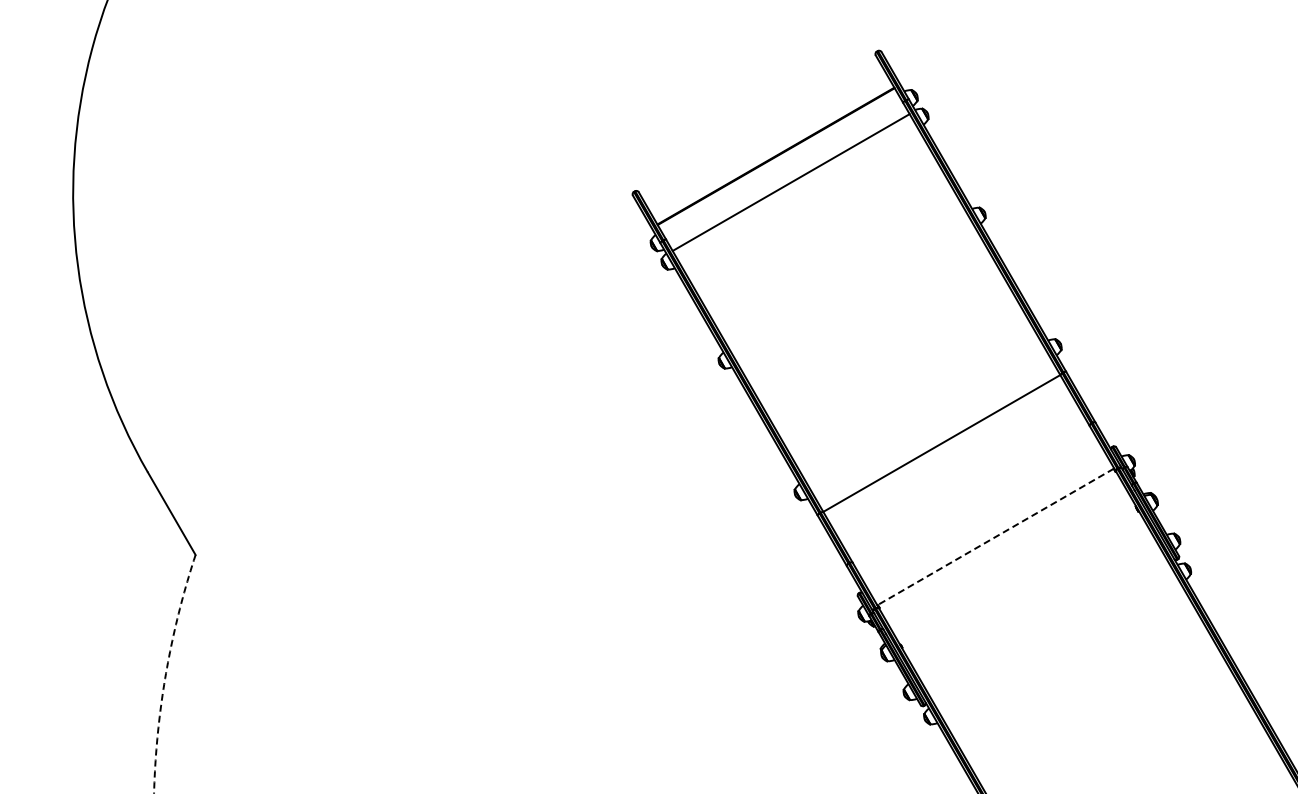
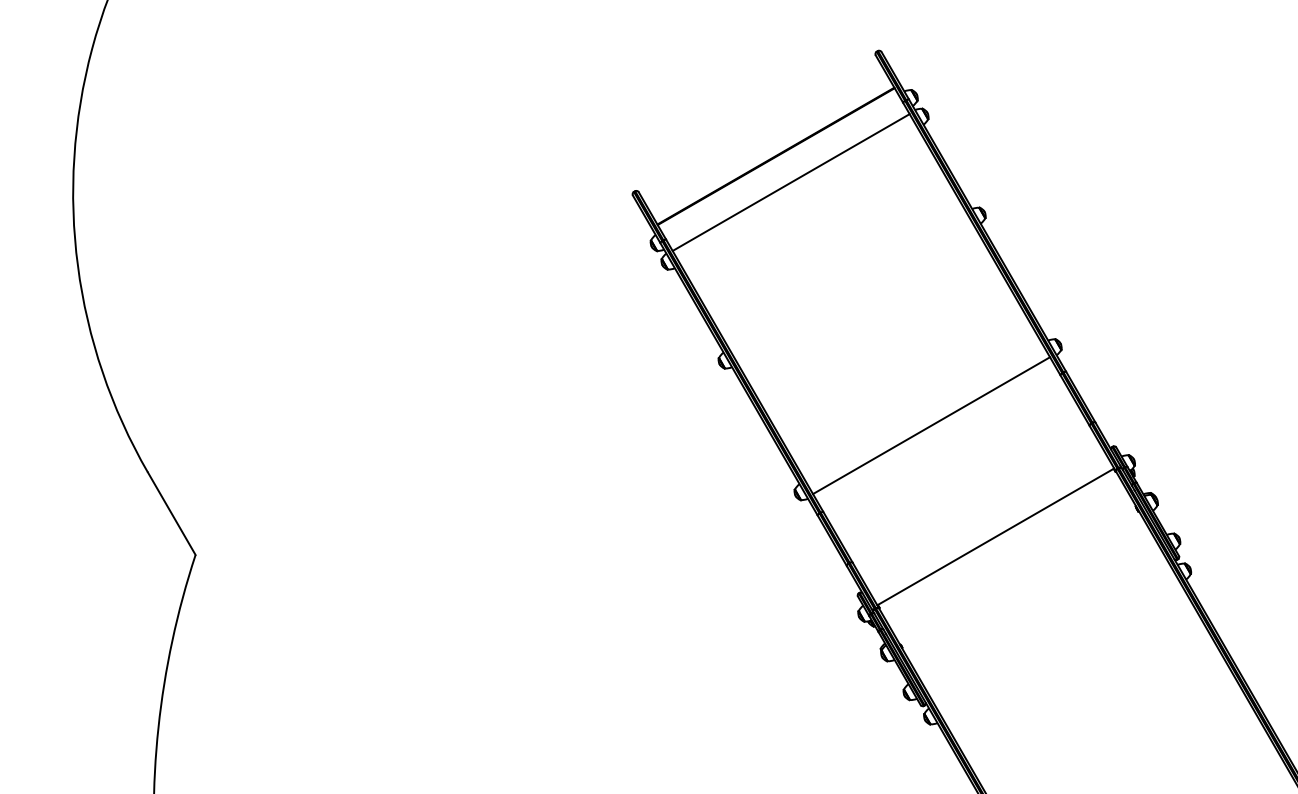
line position: (941, 443) -> (931, 425) (931, 425)
line: dashed -> solid (995, 537)
arc: dashed -> solid (166, 671)
